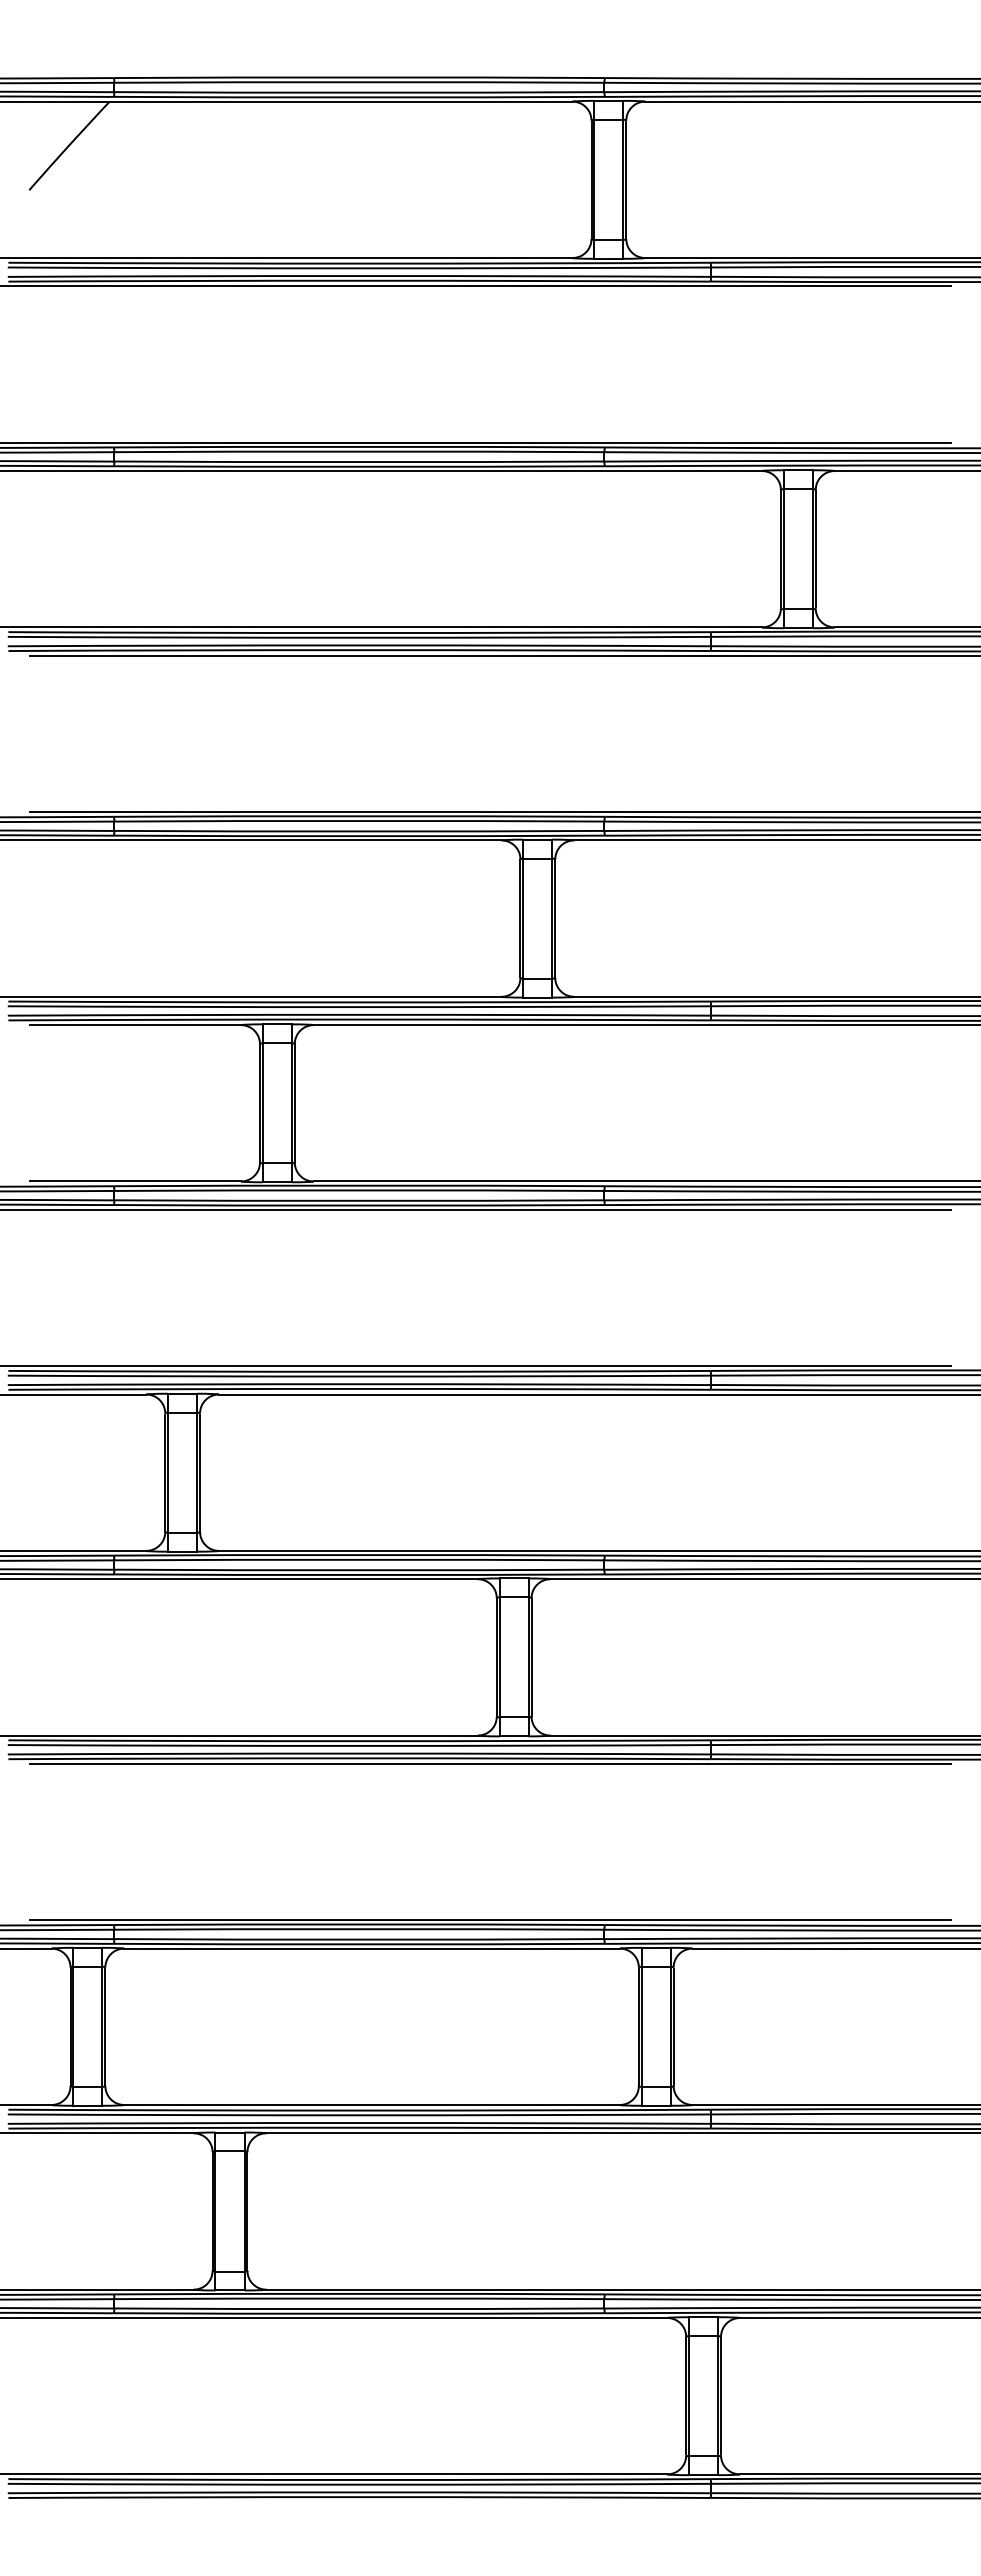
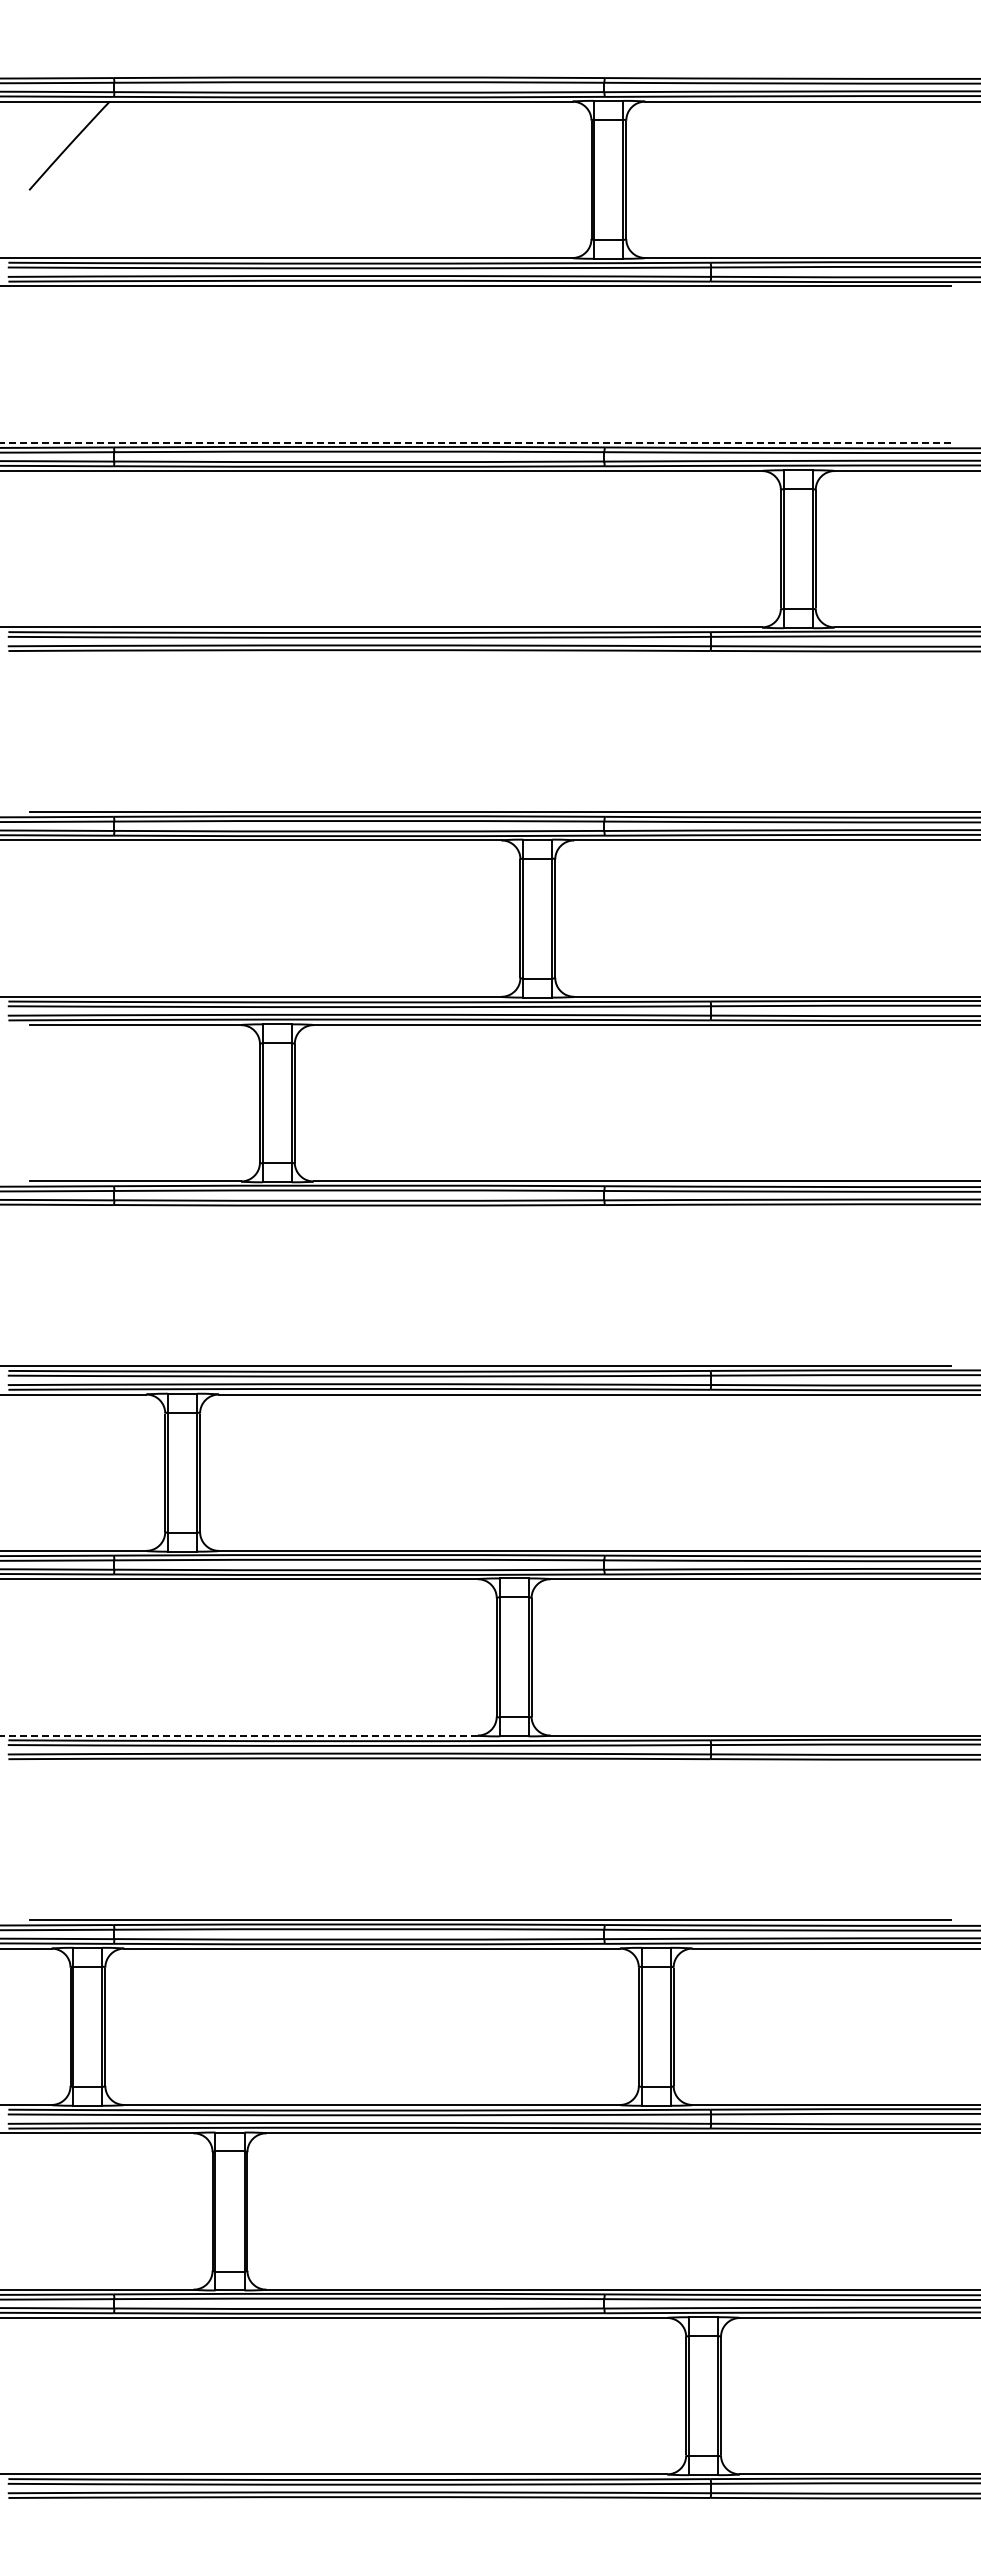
line: solid -> dashed (475, 442)
line: present -> none (503, 655)
line: present -> none (476, 1209)
line: solid -> dashed (238, 1735)
line: present -> none (490, 1763)
